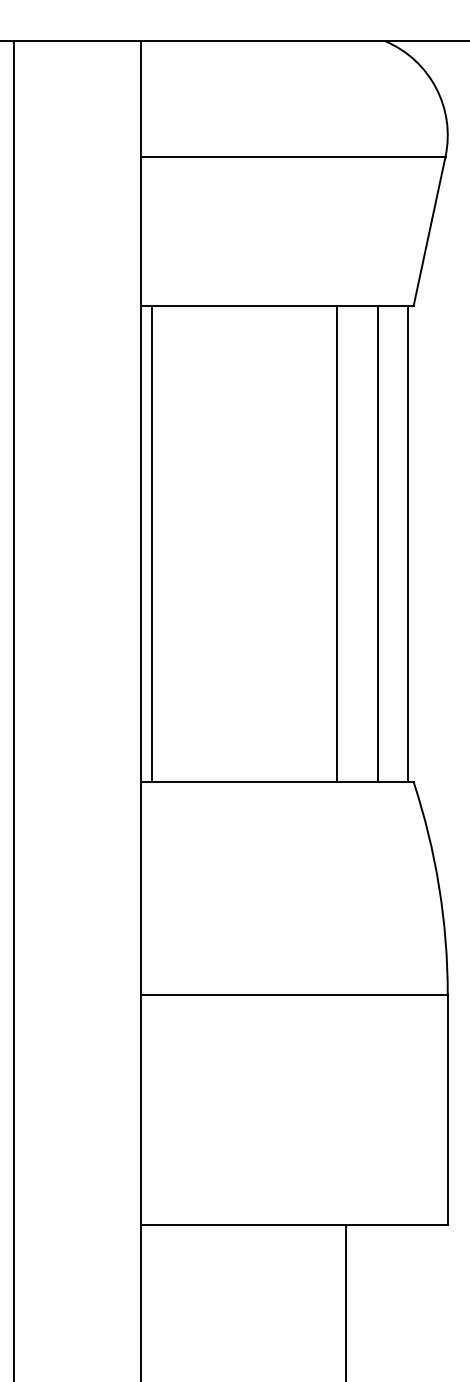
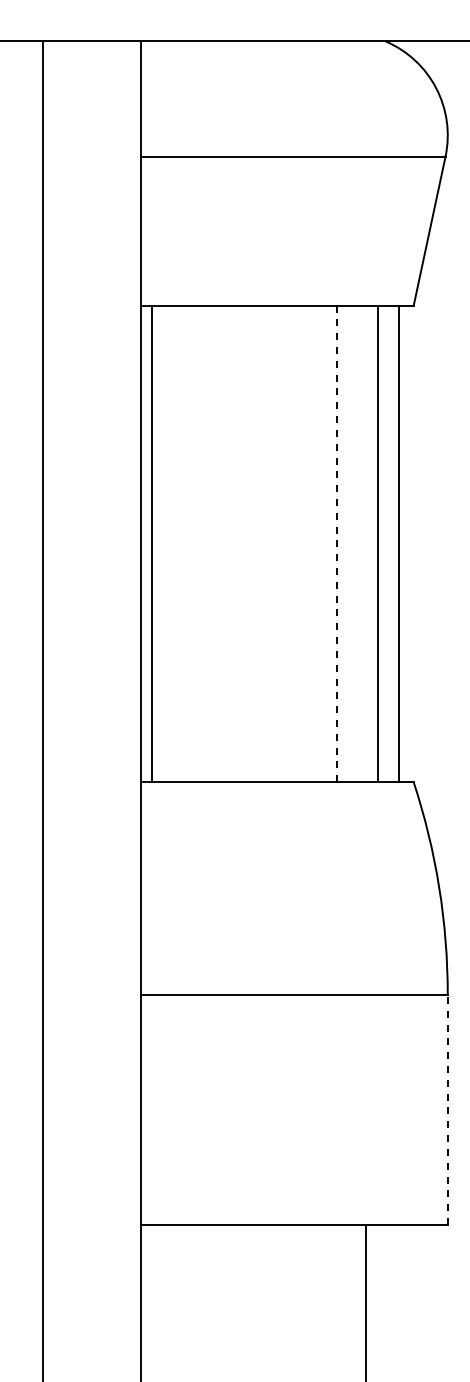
line position: (408, 543) -> (399, 543) (399, 543)
line: solid -> dashed (336, 544)
line position: (14, 709) -> (43, 709) (43, 709)
line: solid -> dashed (447, 1109)
line position: (345, 1301) -> (365, 1301) (365, 1301)
